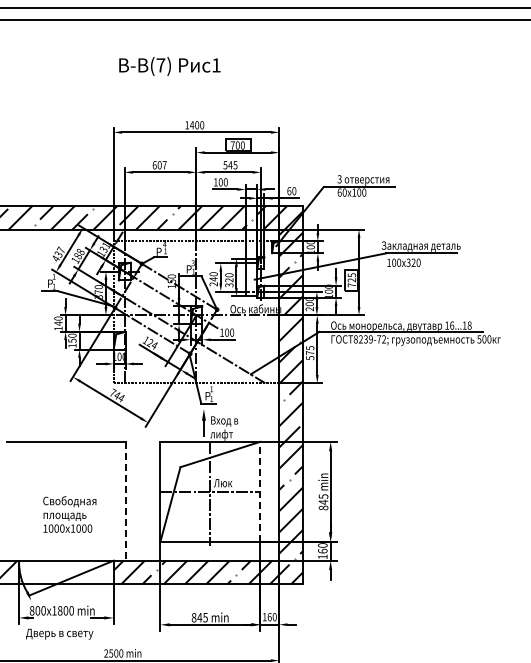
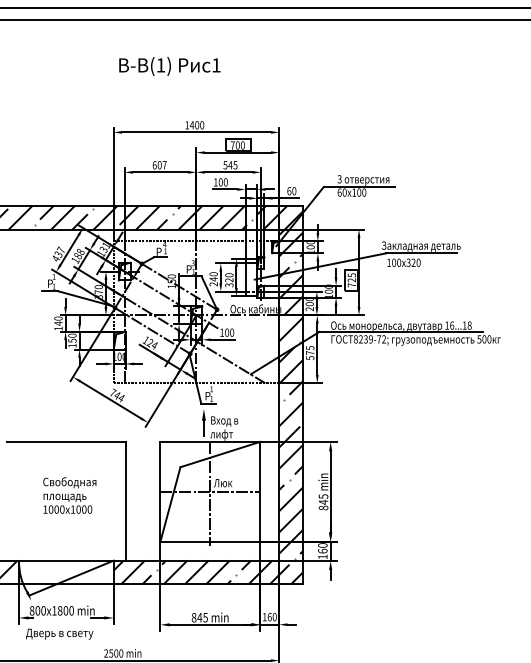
text: (7) -> (1) (160, 65)
line: dashed -> solid (260, 491)
line: dashed -> solid (125, 502)
text position: (69, 514) -> (69, 495) (69, 495)
